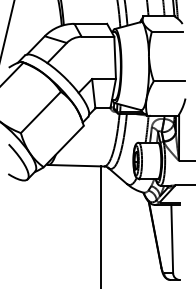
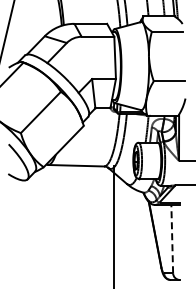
line position: (101, 225) -> (114, 225) (114, 225)
line: solid -> dashed (172, 238)
